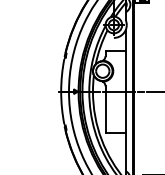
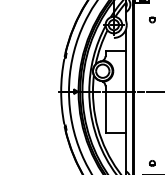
part: none -> present (152, 19)
part: none -> present (151, 163)
